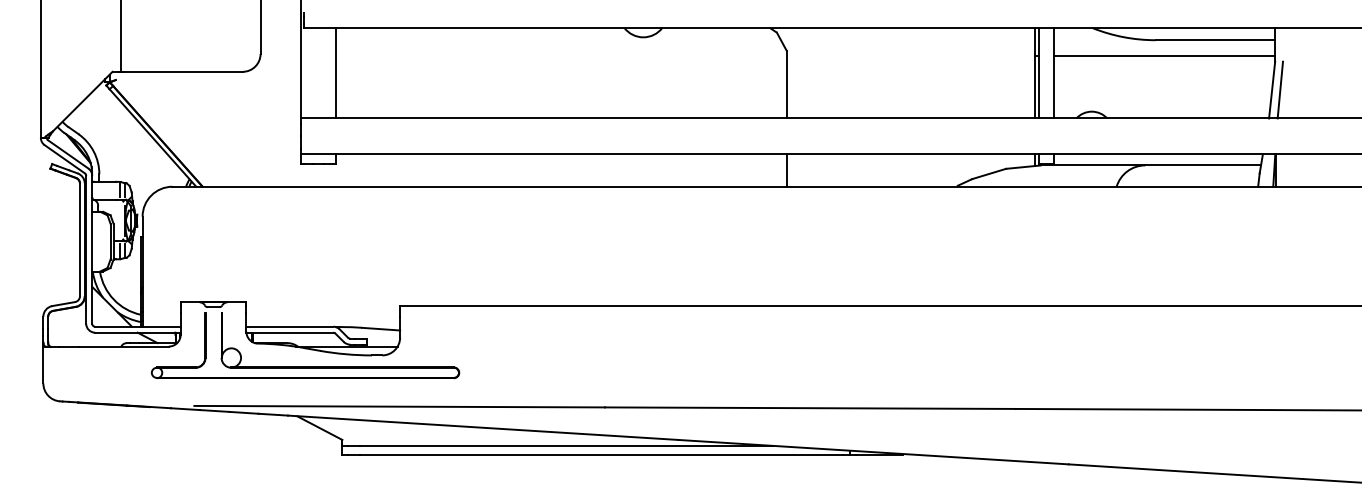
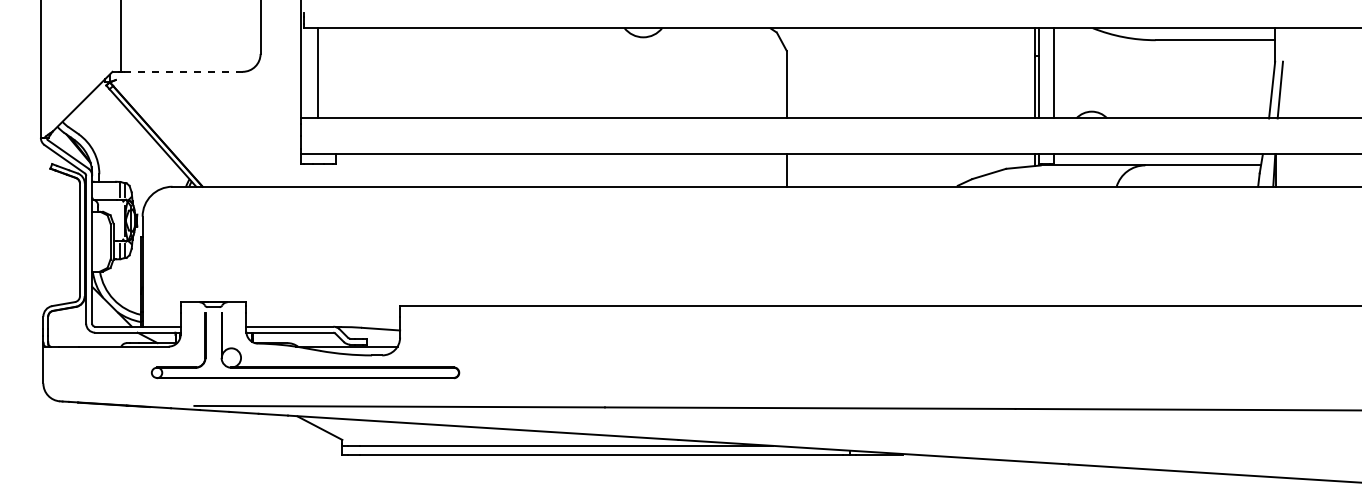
line: present -> none (1164, 55)
line: solid -> dashed (184, 71)
line position: (336, 73) -> (318, 73) (318, 73)
